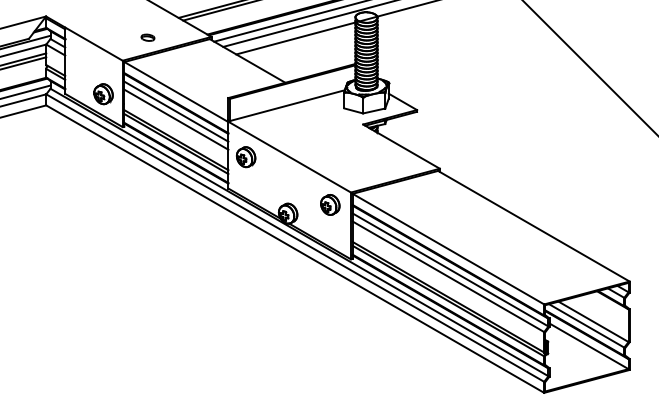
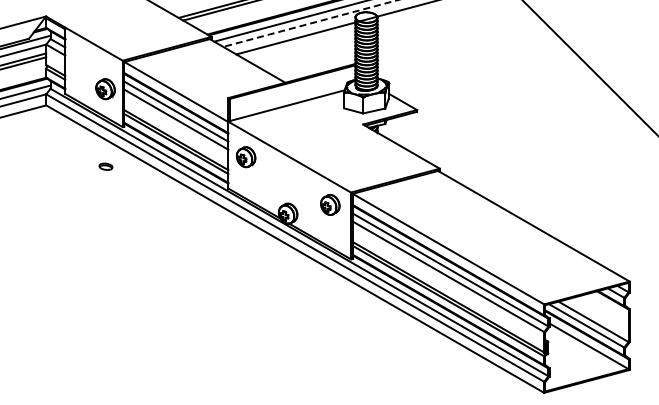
line: solid -> dashed (310, 23)
part position: (147, 37) -> (105, 166) (105, 166)
part position: (103, 94) -> (105, 89) (105, 89)
